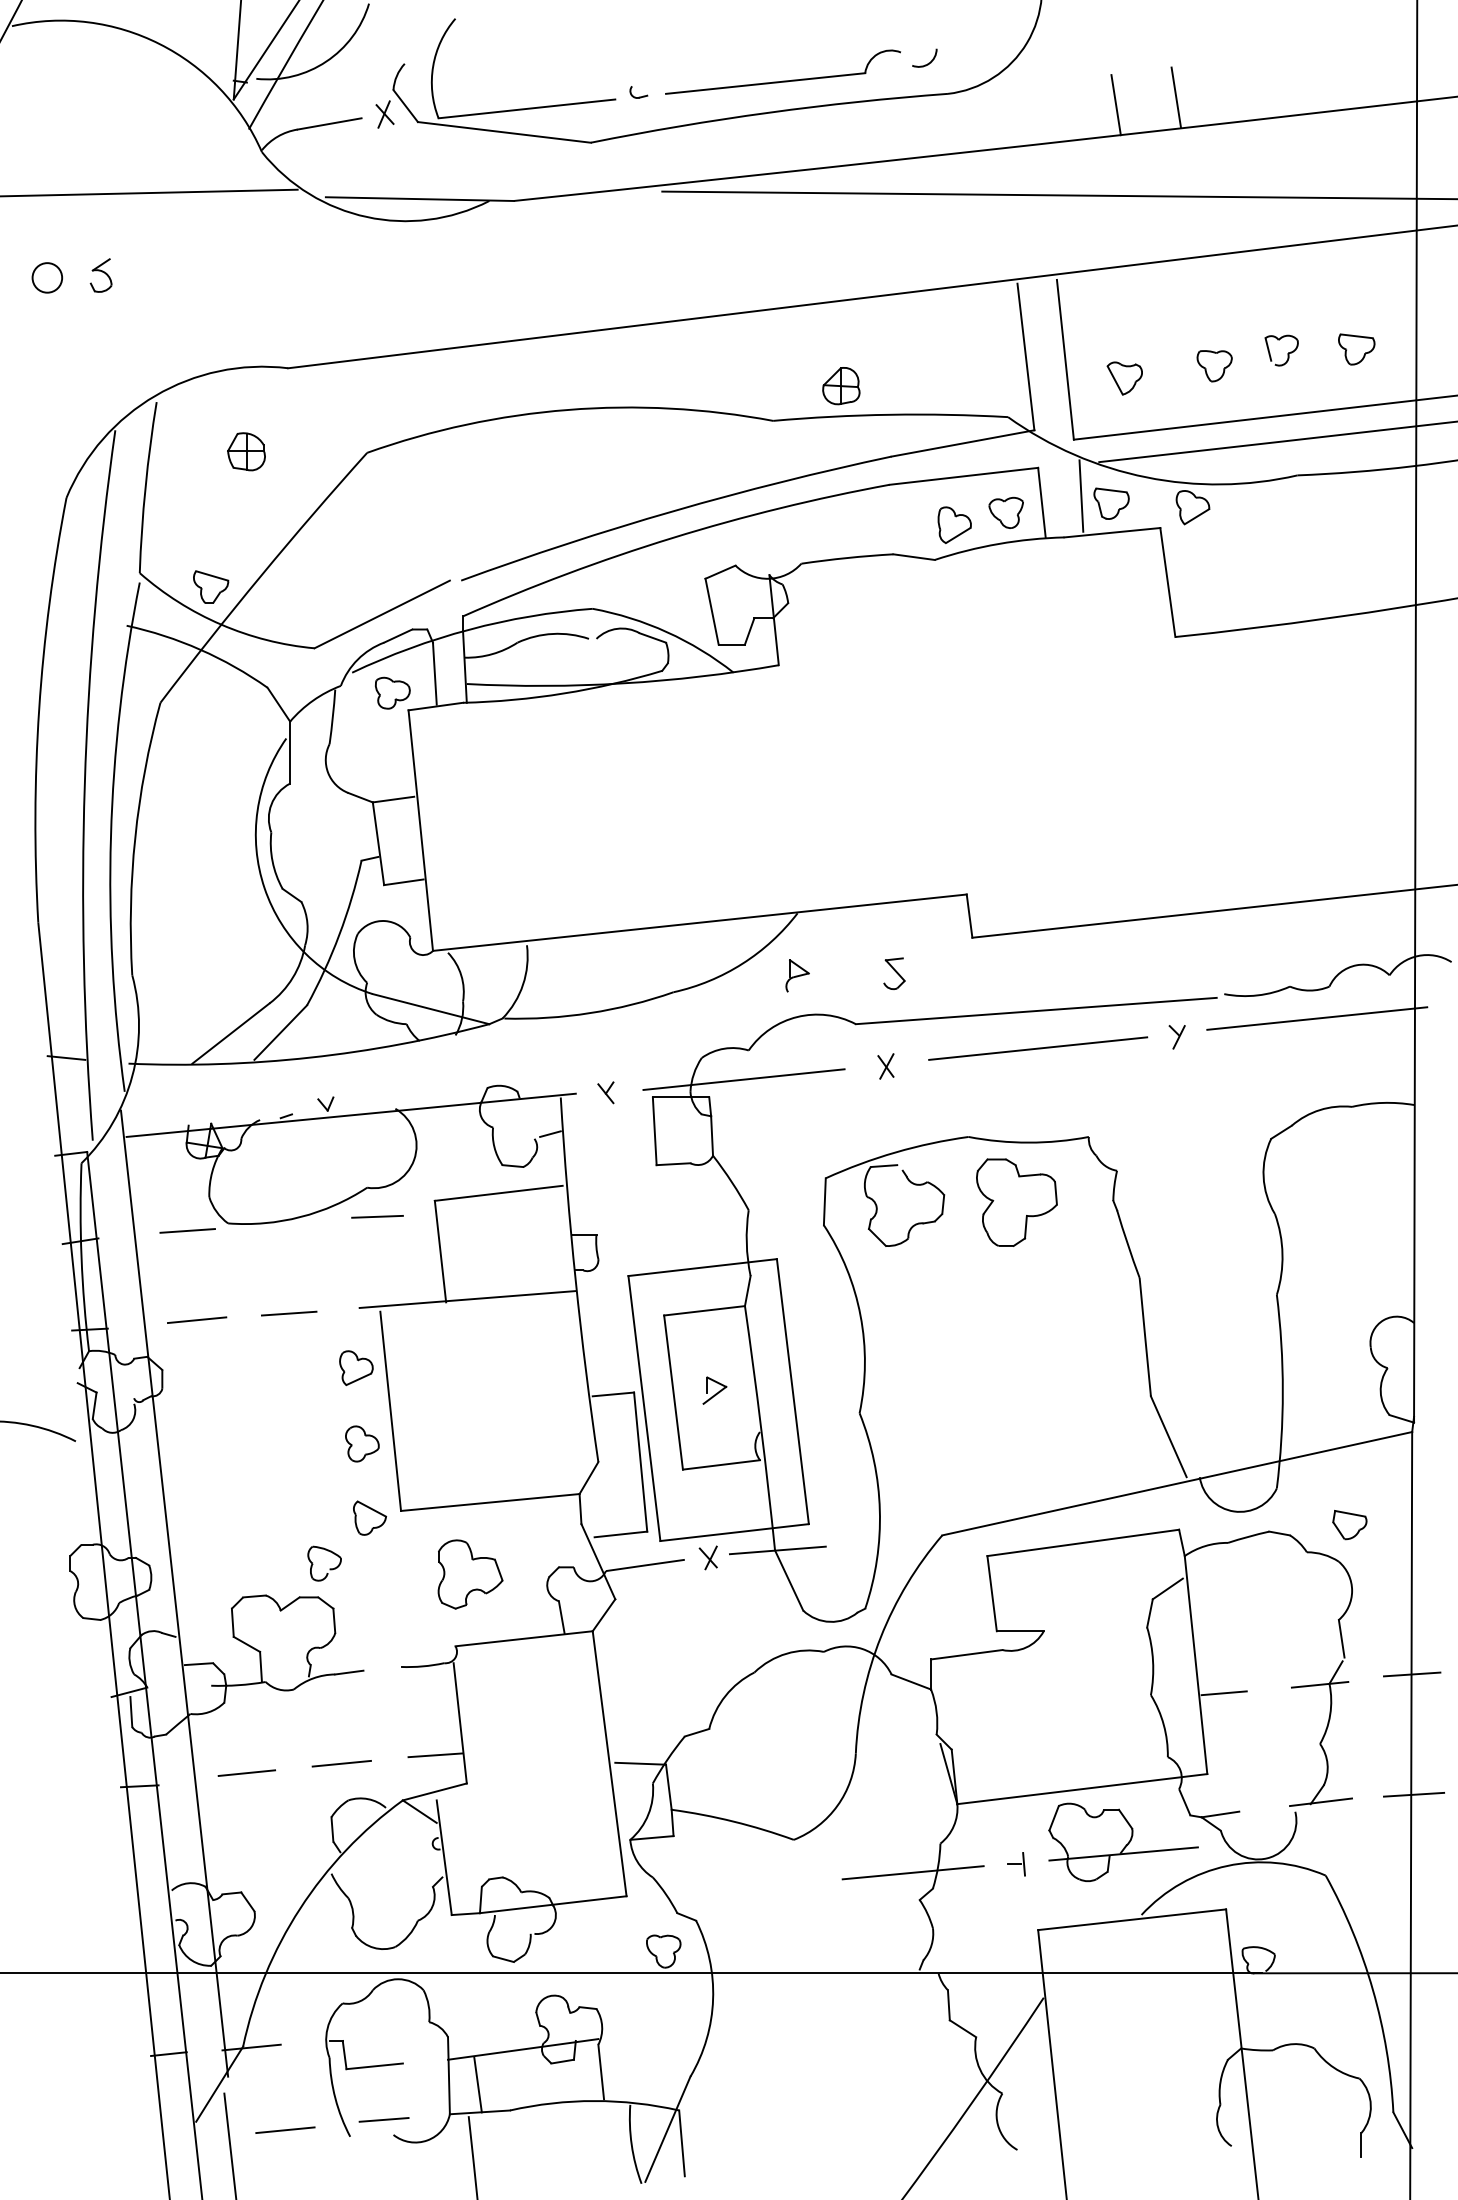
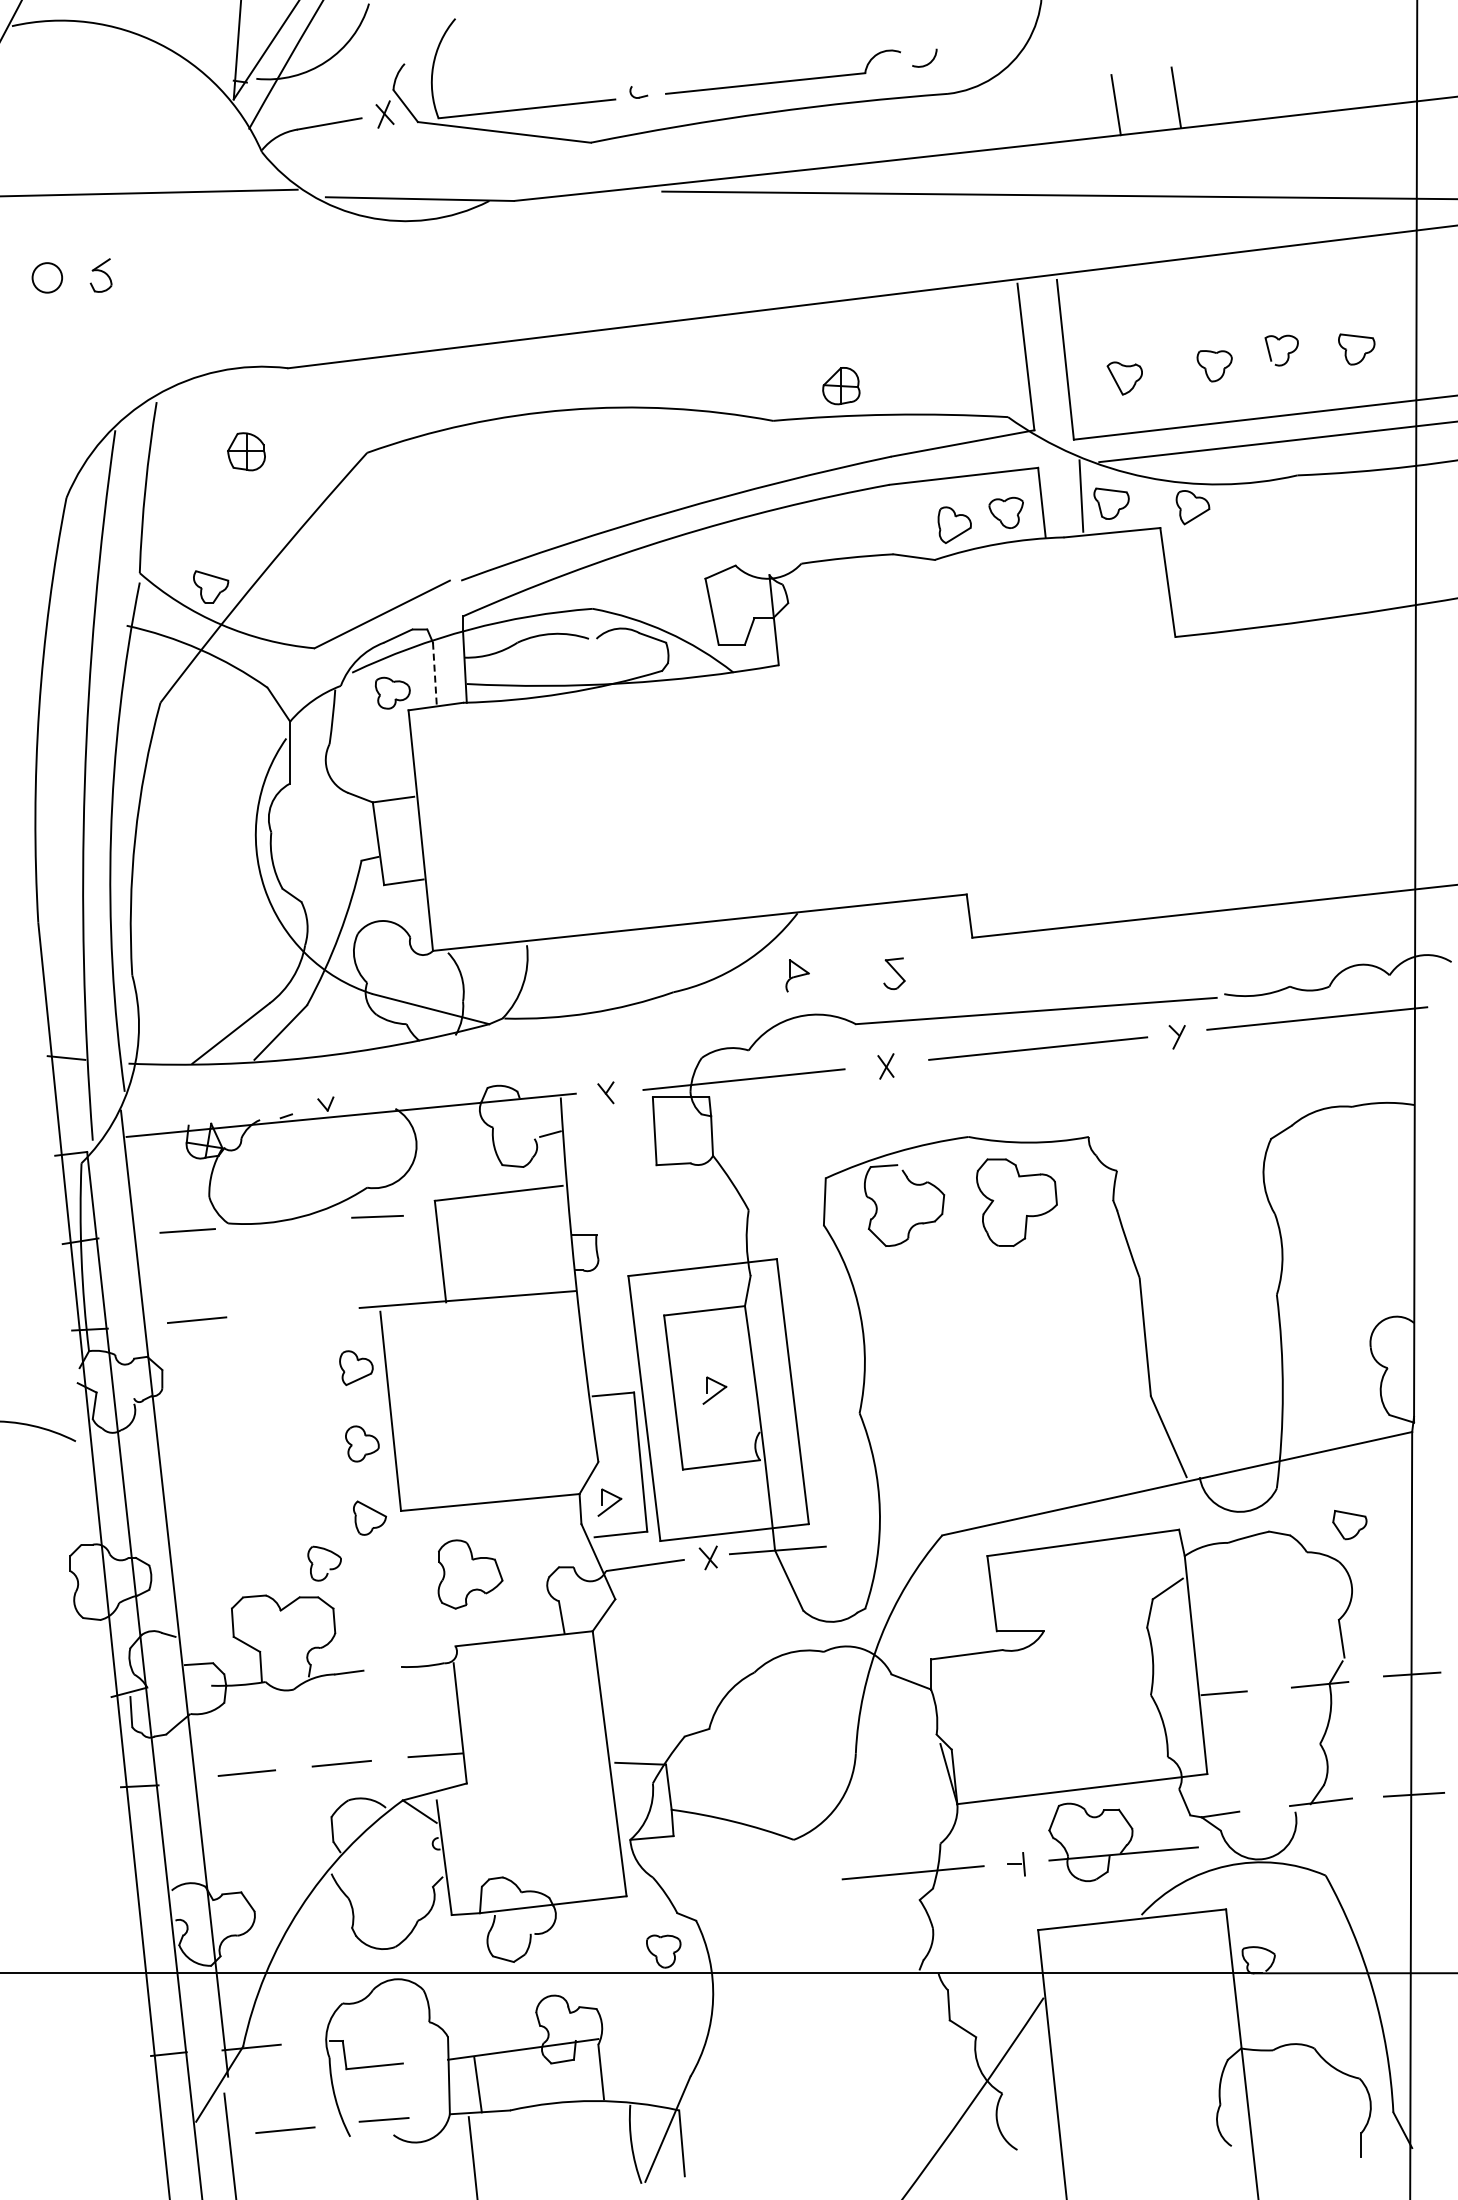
line: solid -> dashed (434, 674)
line: present -> none (288, 1313)
part: none -> present (609, 1502)
